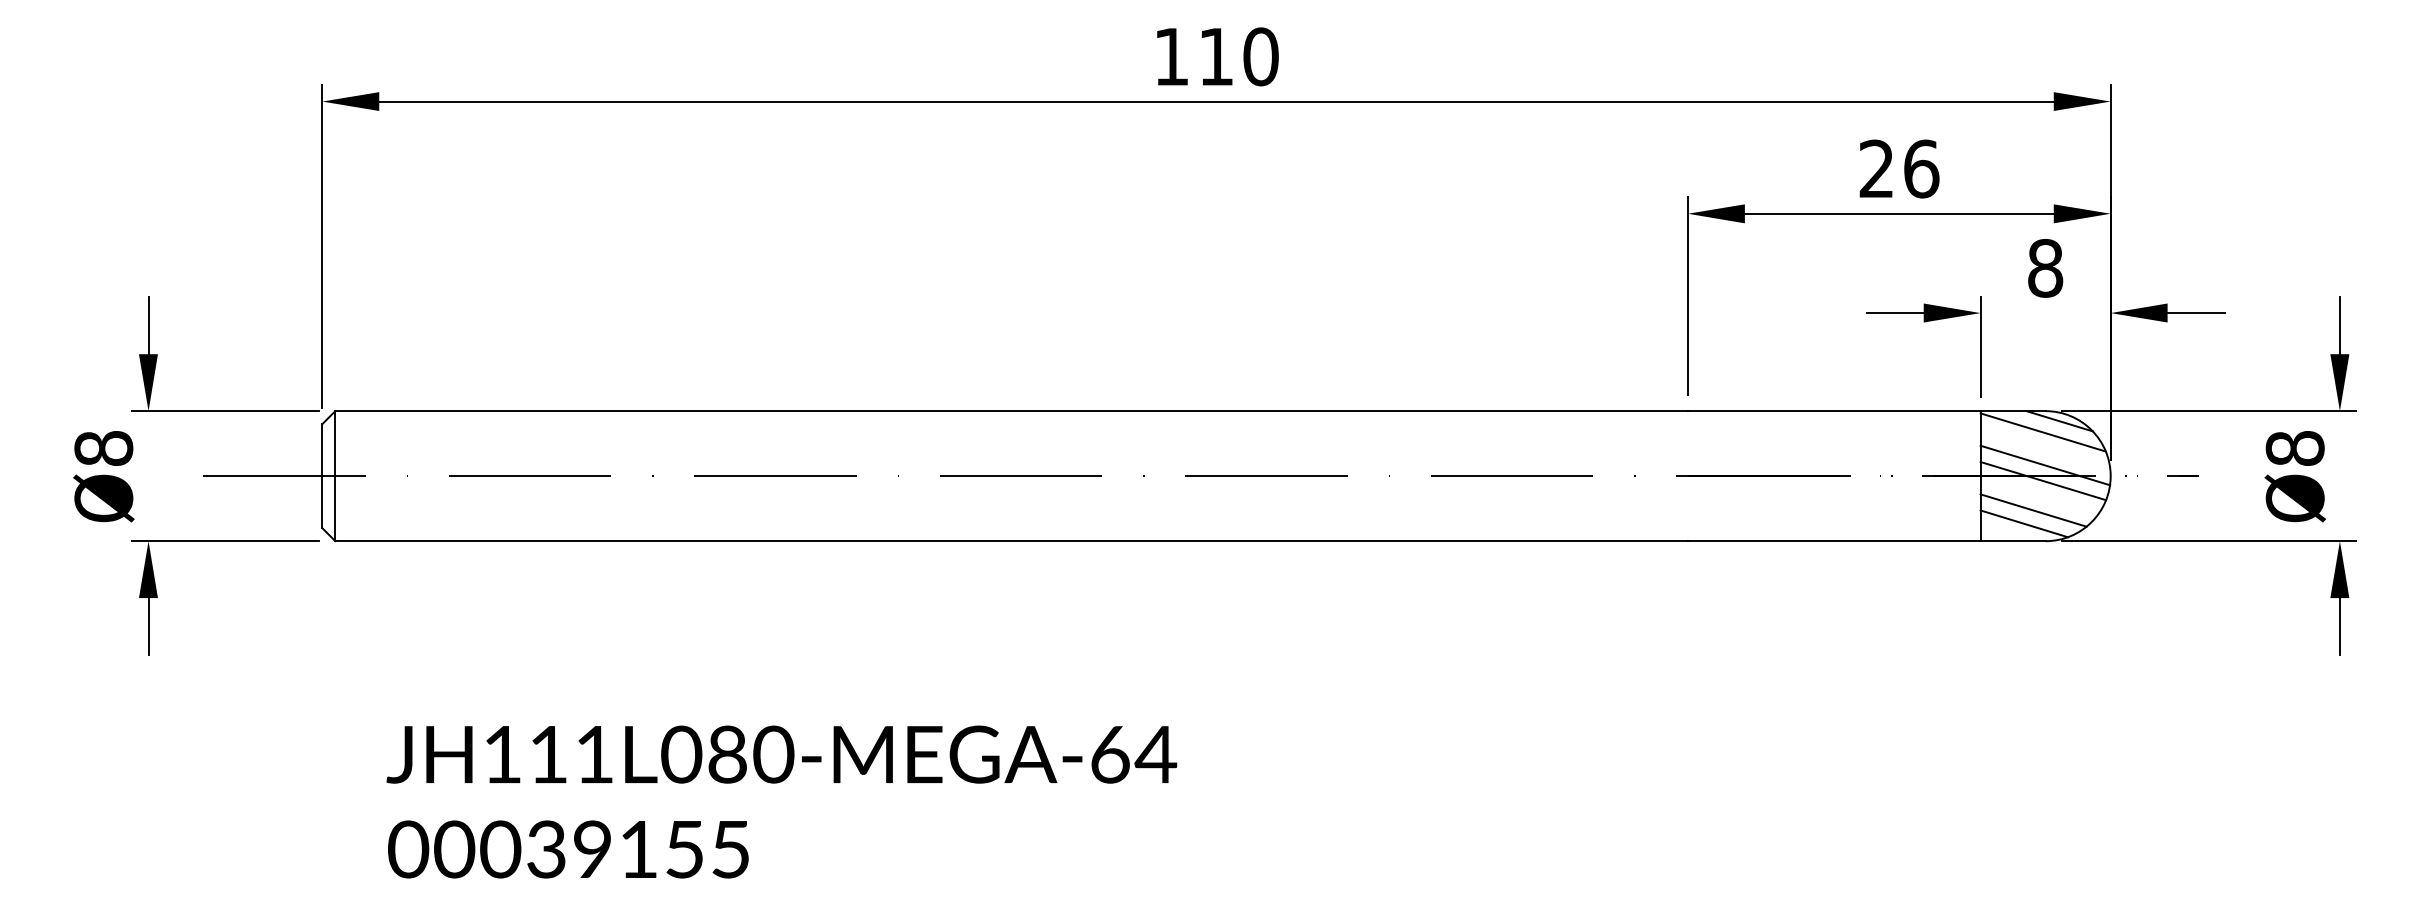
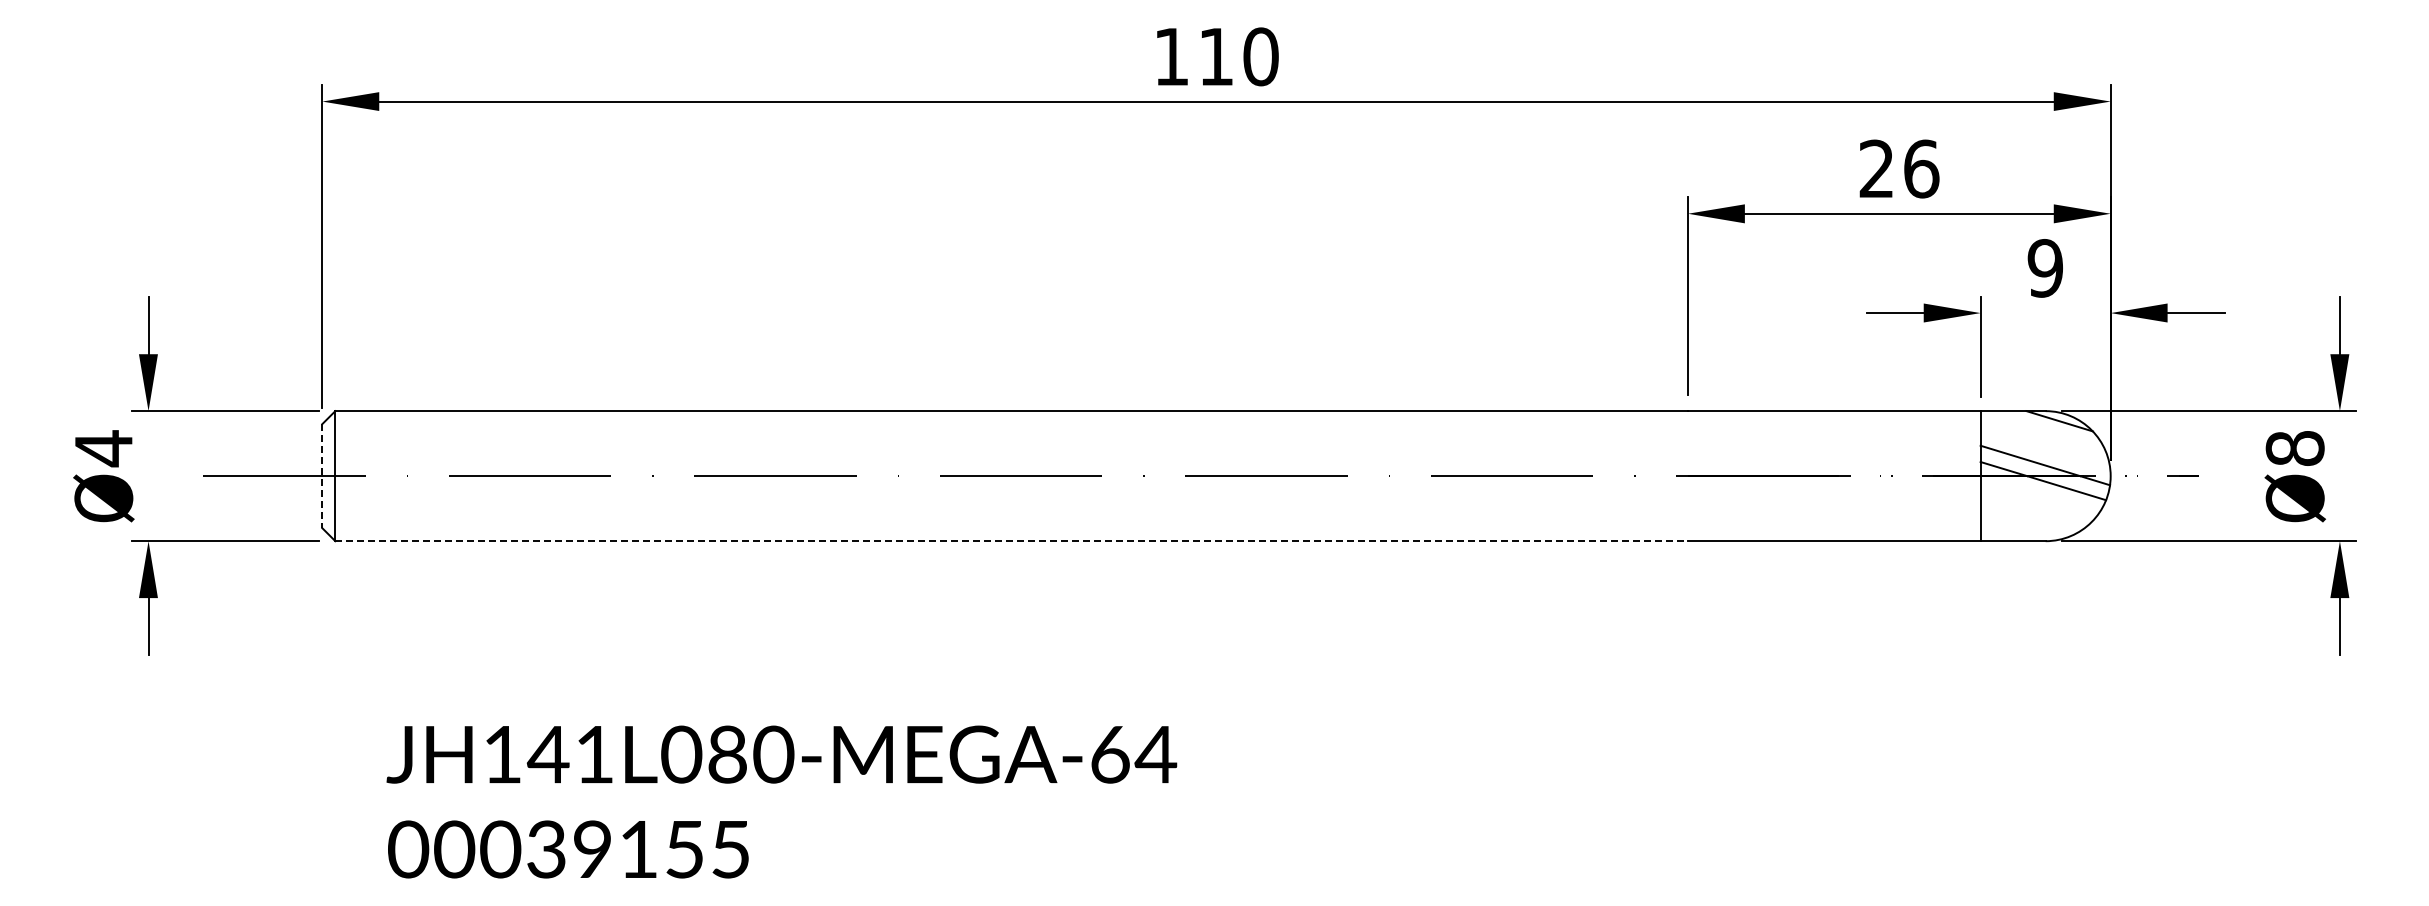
text: 8 -> 9 (2045, 268)
line: present -> none (2042, 432)
text: Ø8 -> Ø4 (103, 448)
line: solid -> dashed (322, 476)
line: present -> none (2033, 510)
line: present -> none (2024, 523)
line: solid -> dashed (1012, 541)
text: JH111L080-MEGA-64 -> JH141L080-MEGA-64 (547, 754)
